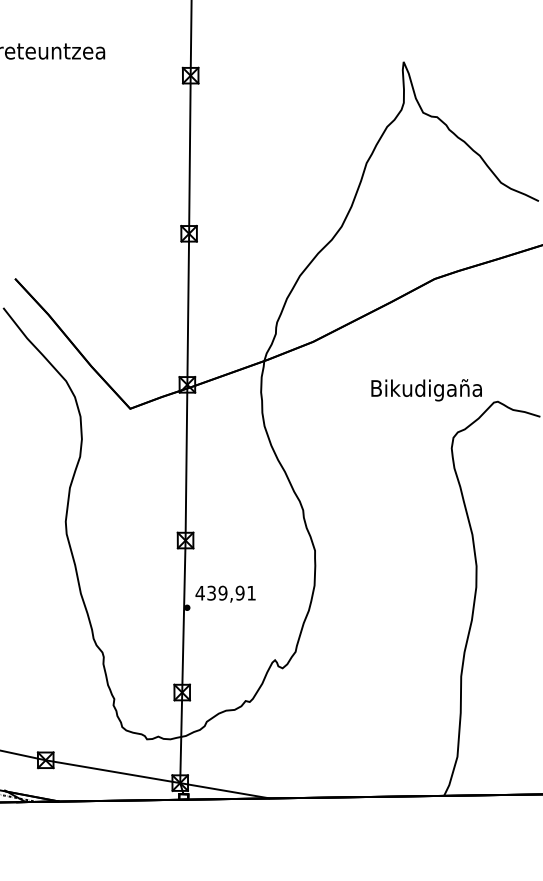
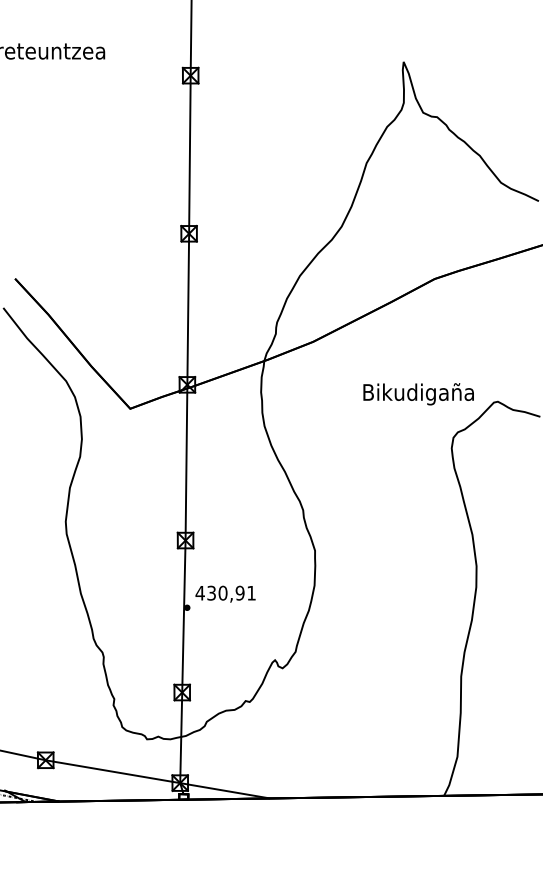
text position: (426, 390) -> (418, 394) (418, 394)
text: 439,91 -> 430,91 (222, 593)
